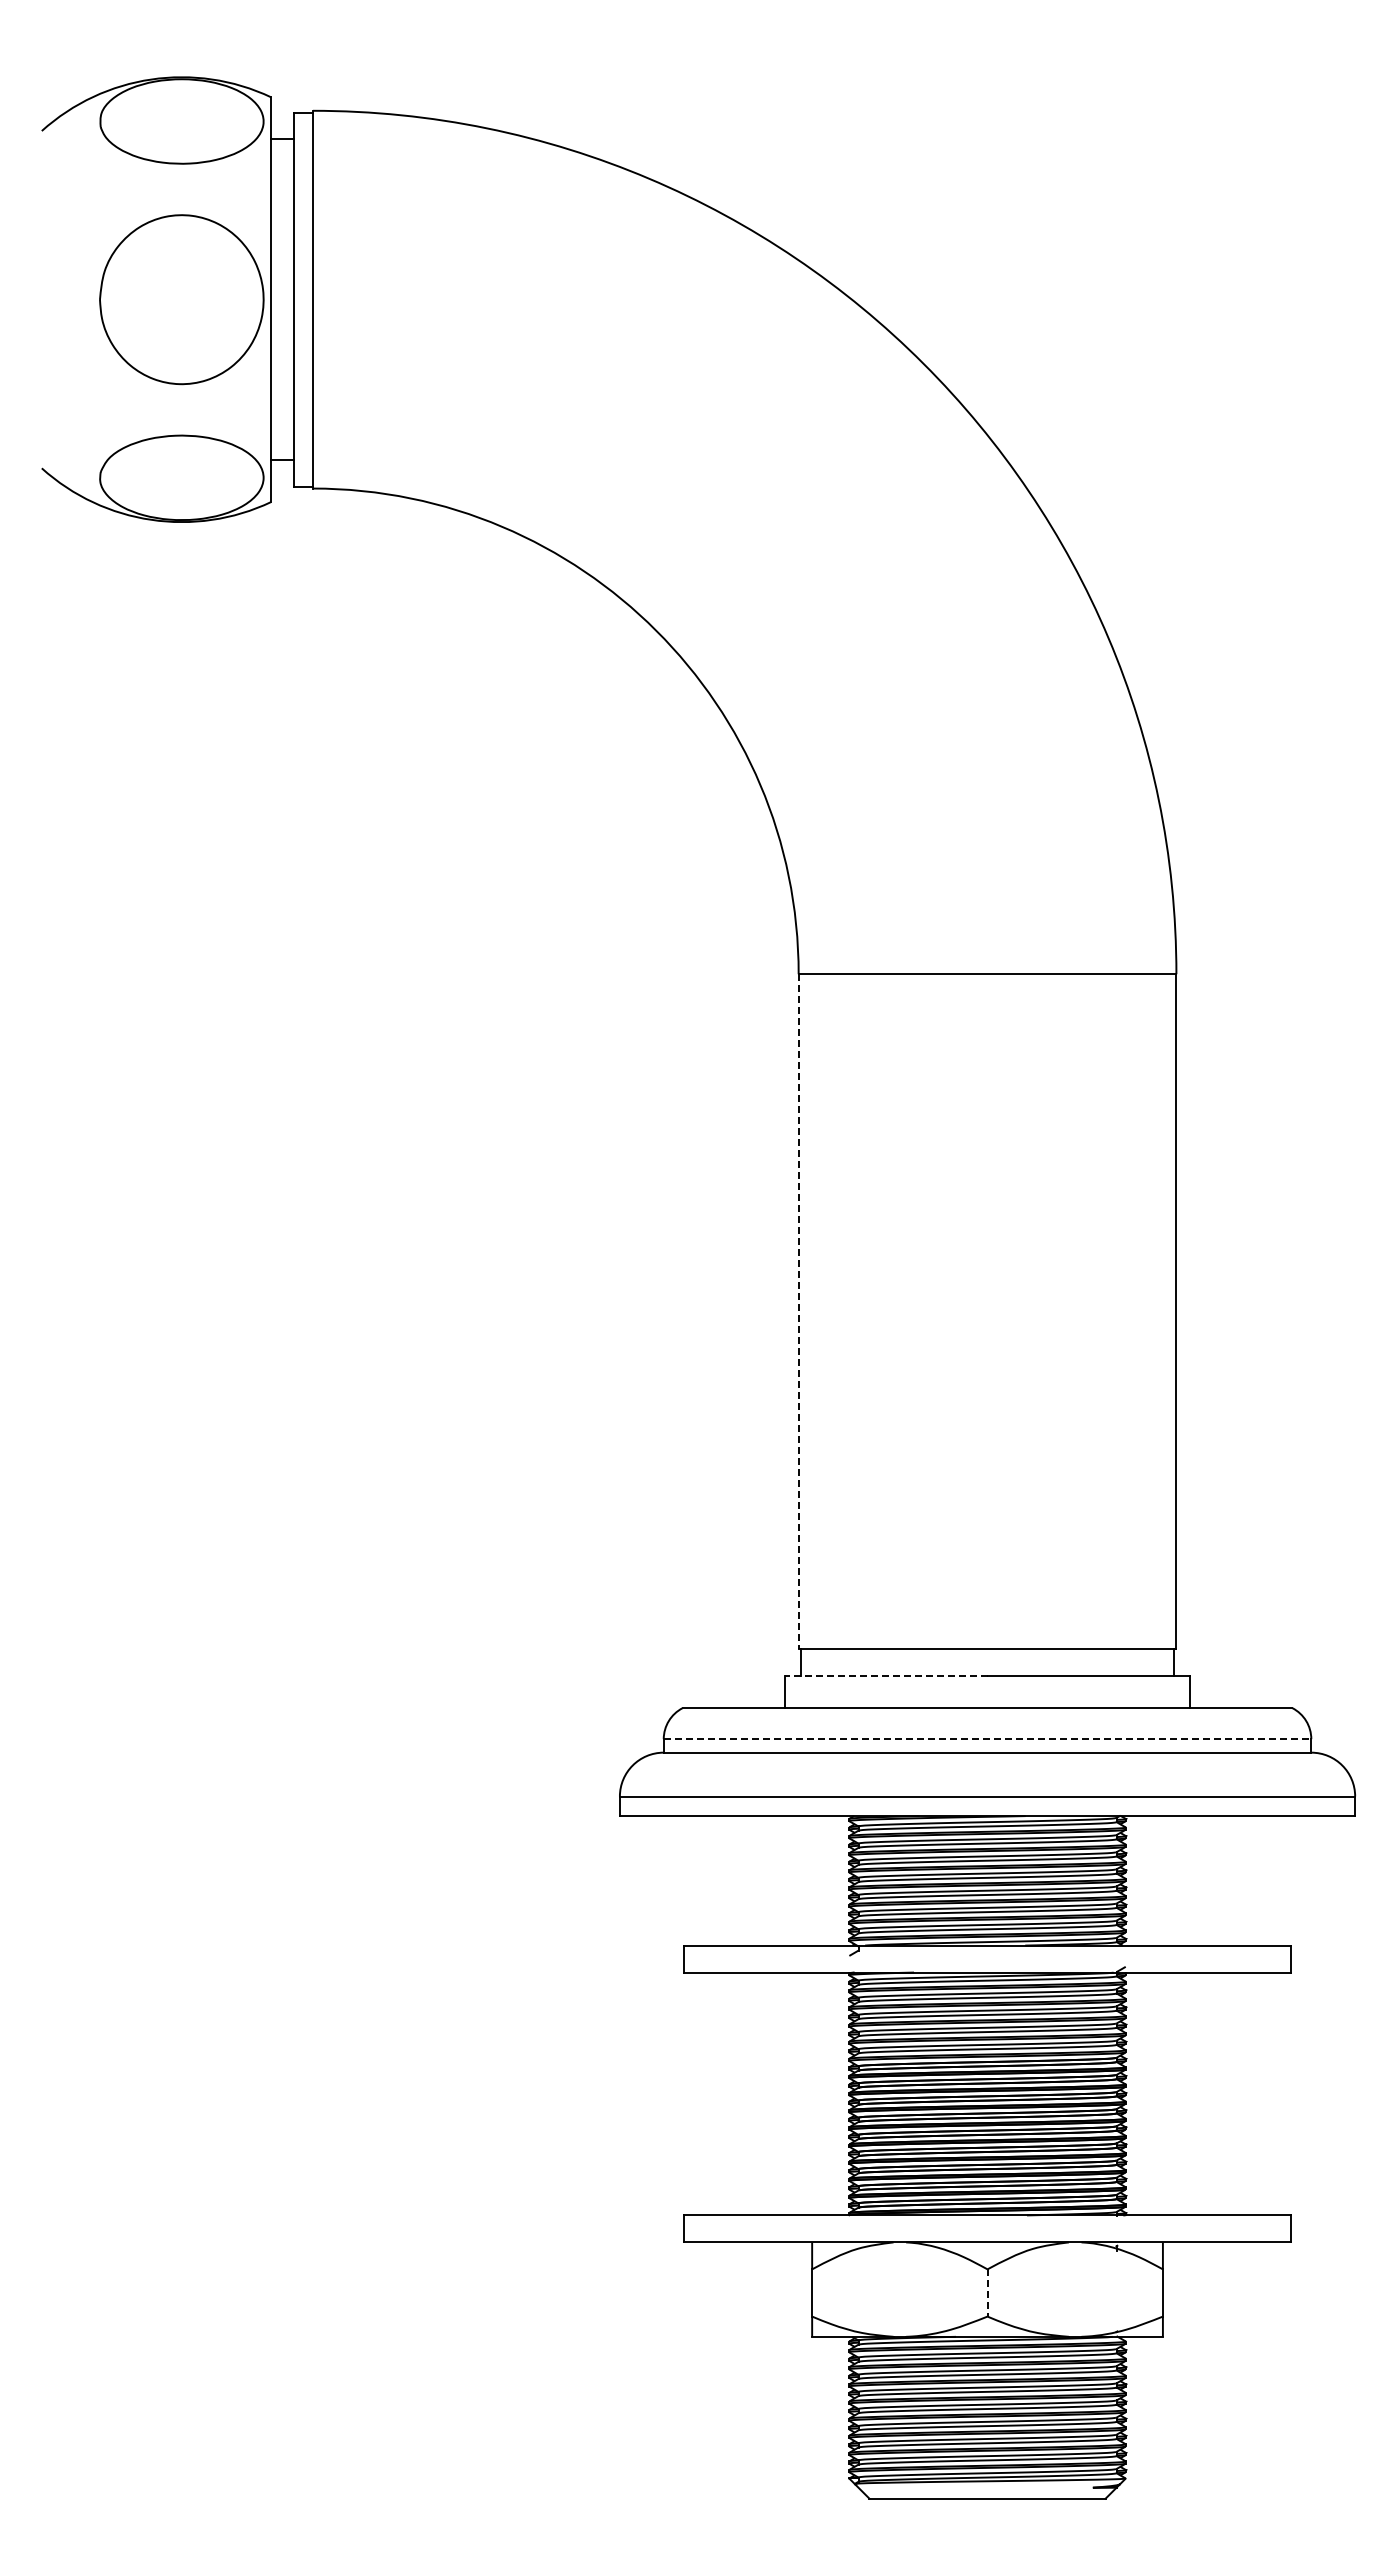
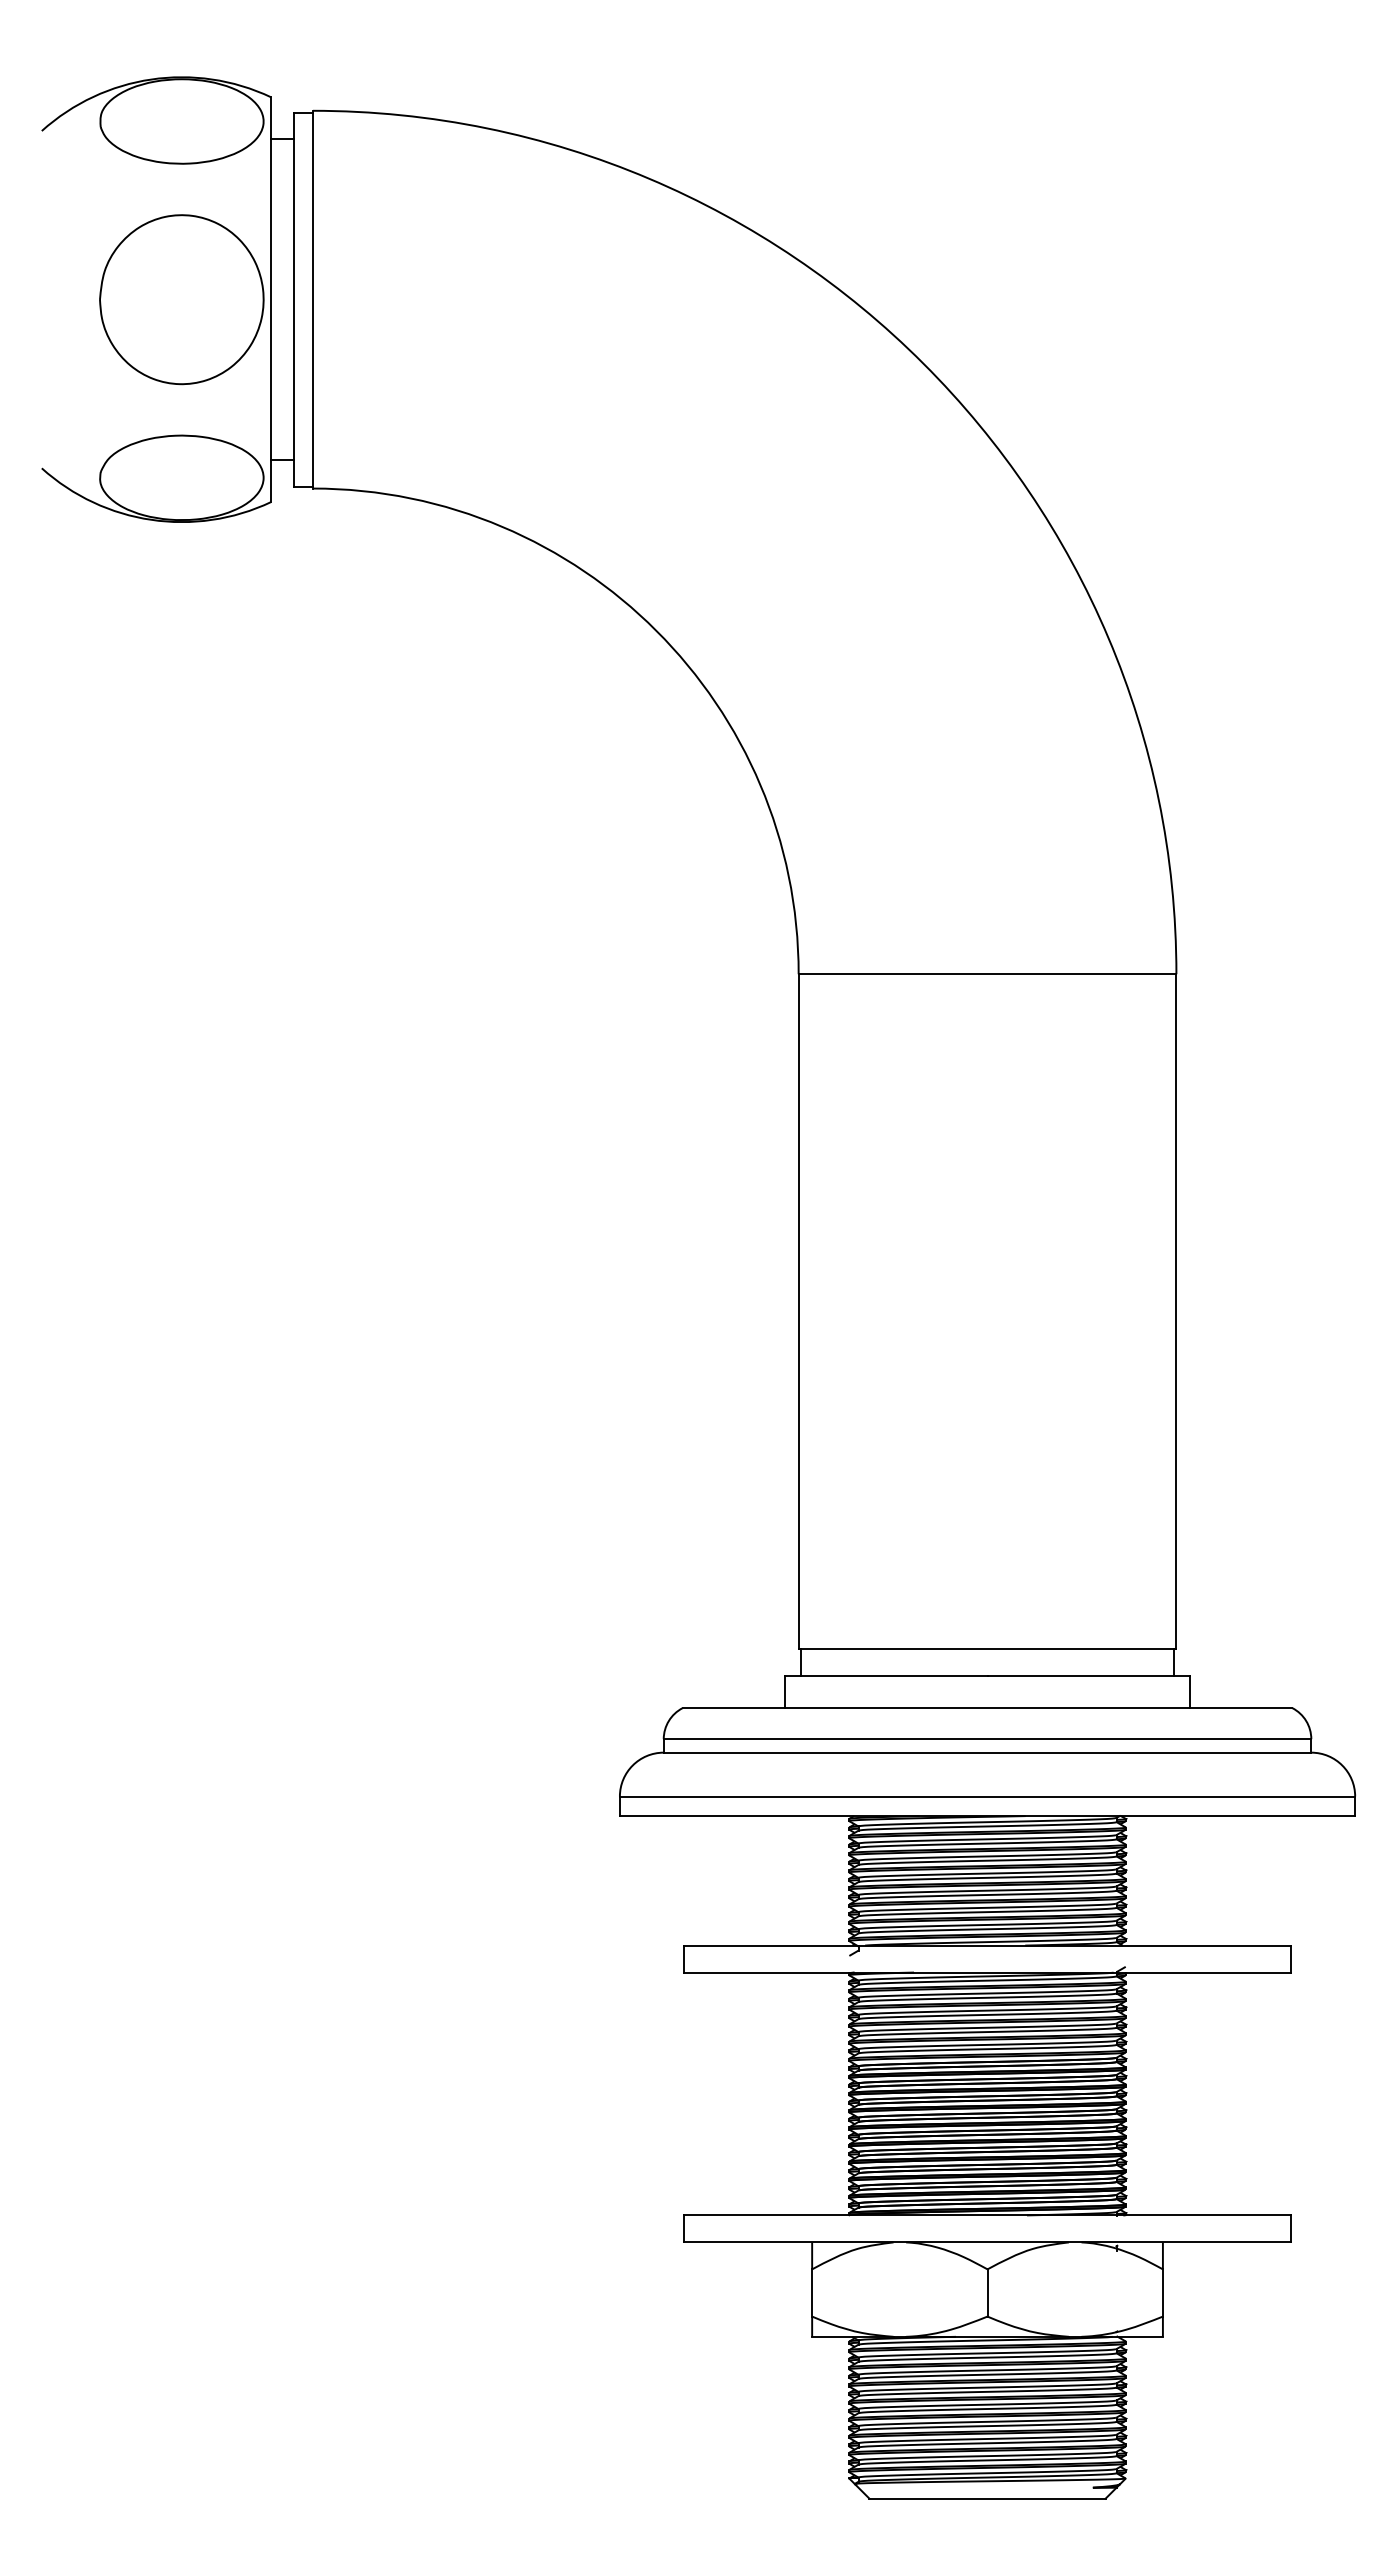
line: dashed -> solid (798, 1312)
line: dashed -> solid (885, 1675)
line: dashed -> solid (987, 1739)
line: dashed -> solid (987, 2292)
